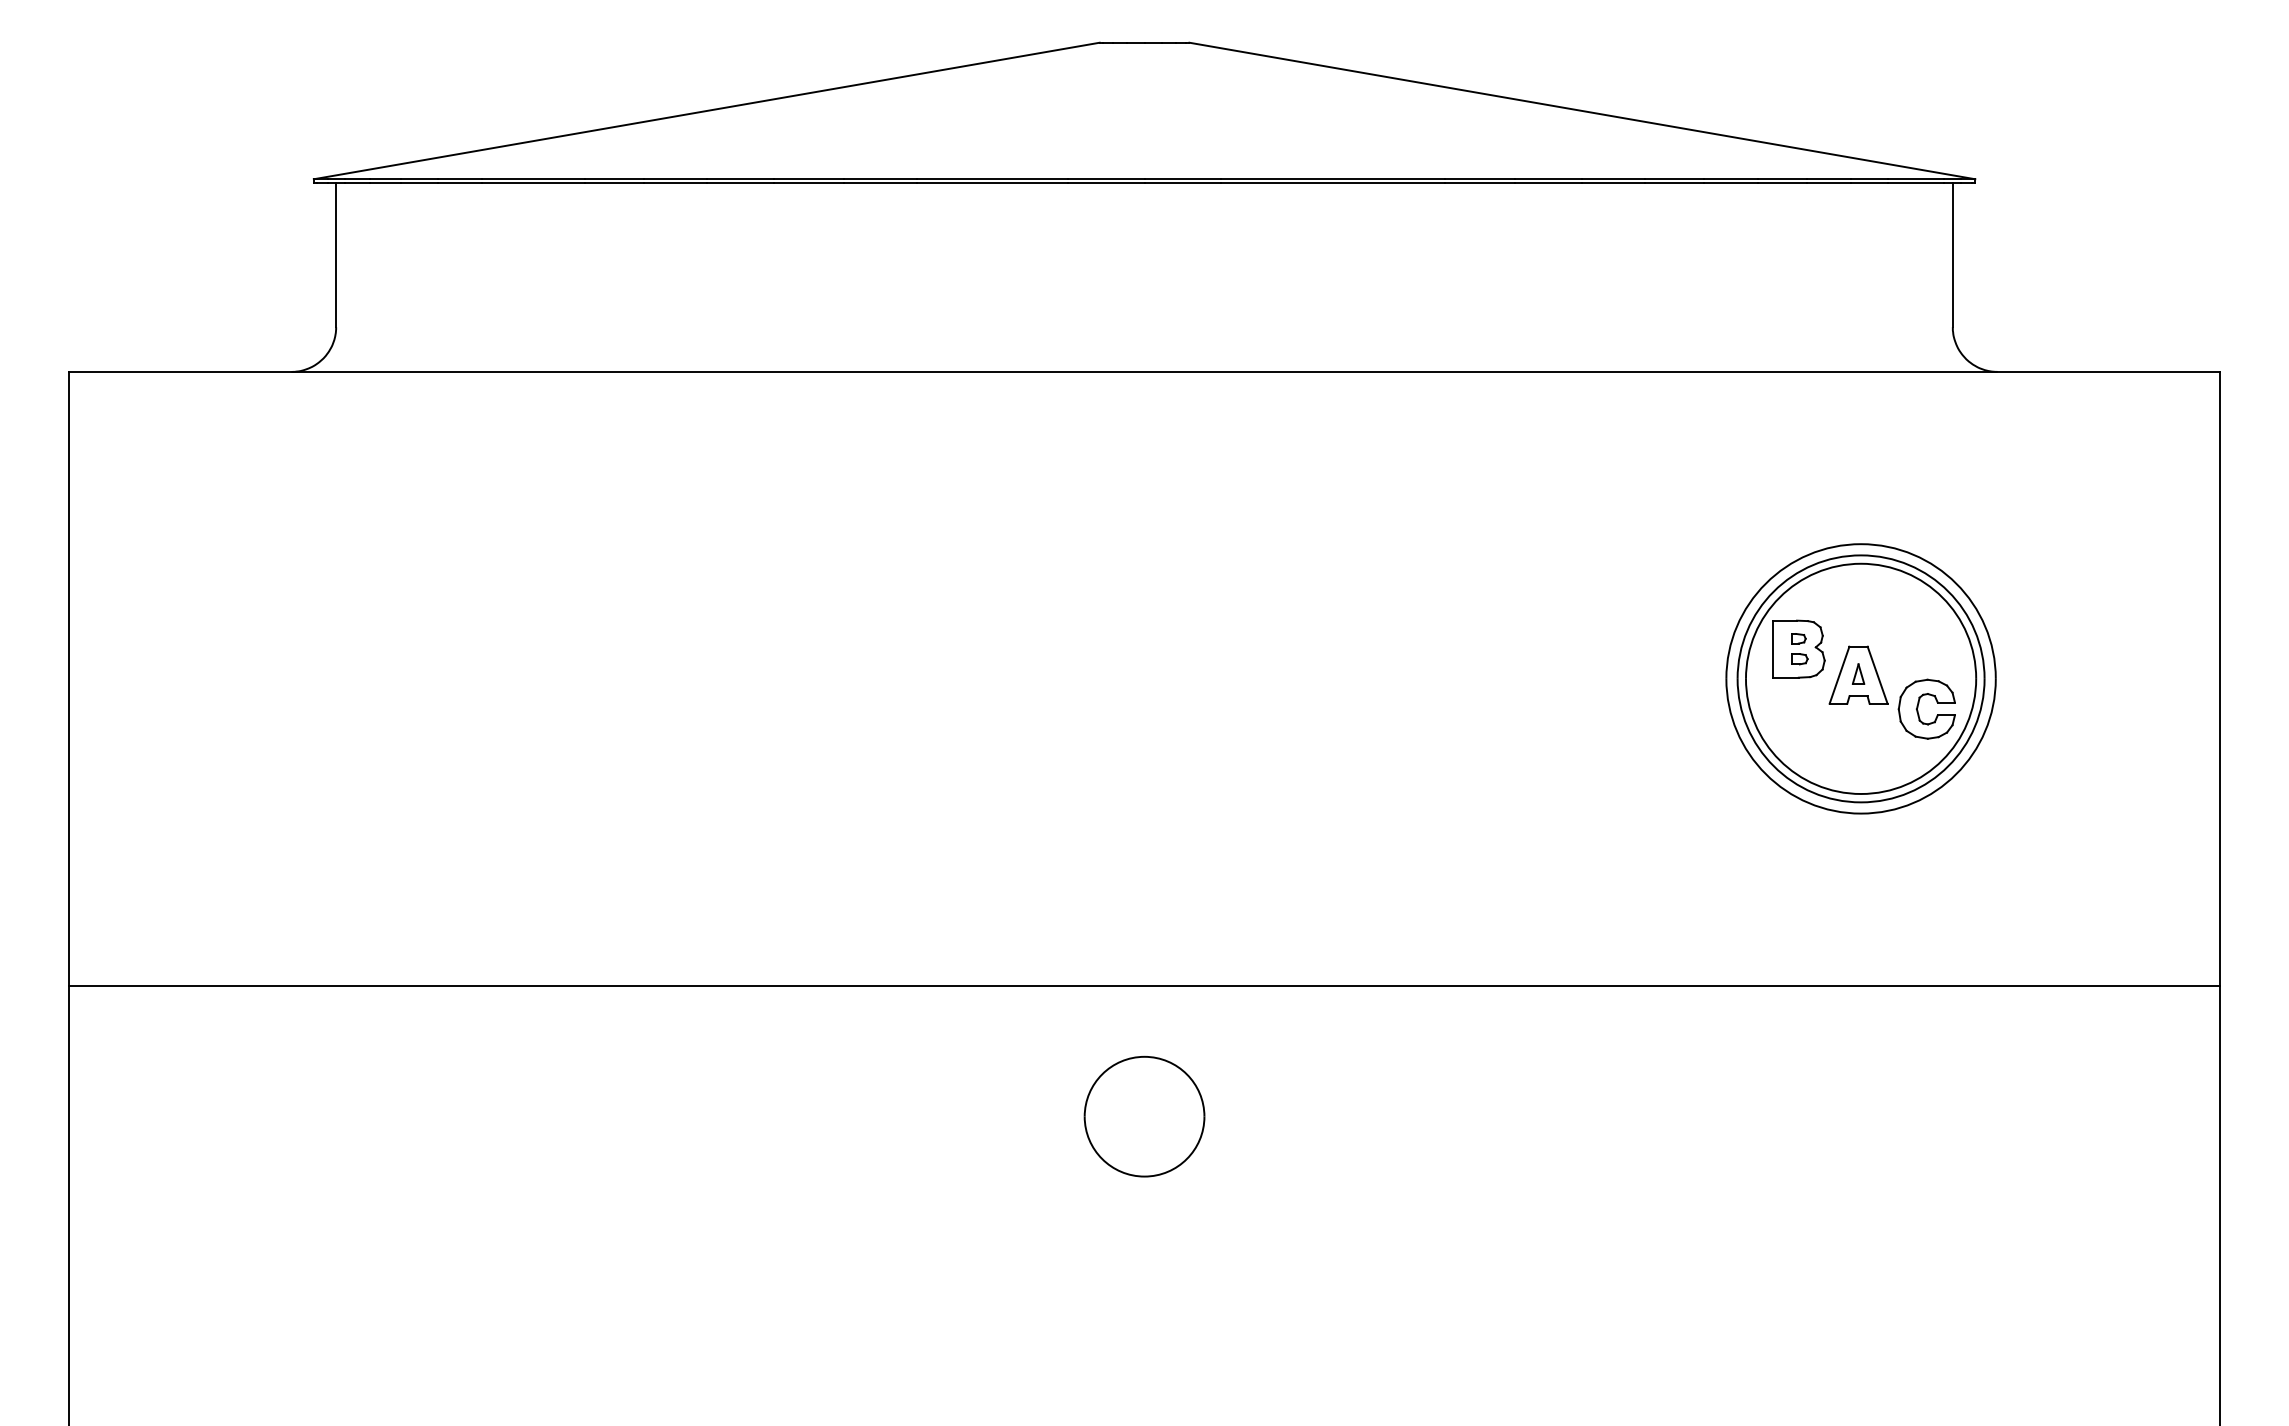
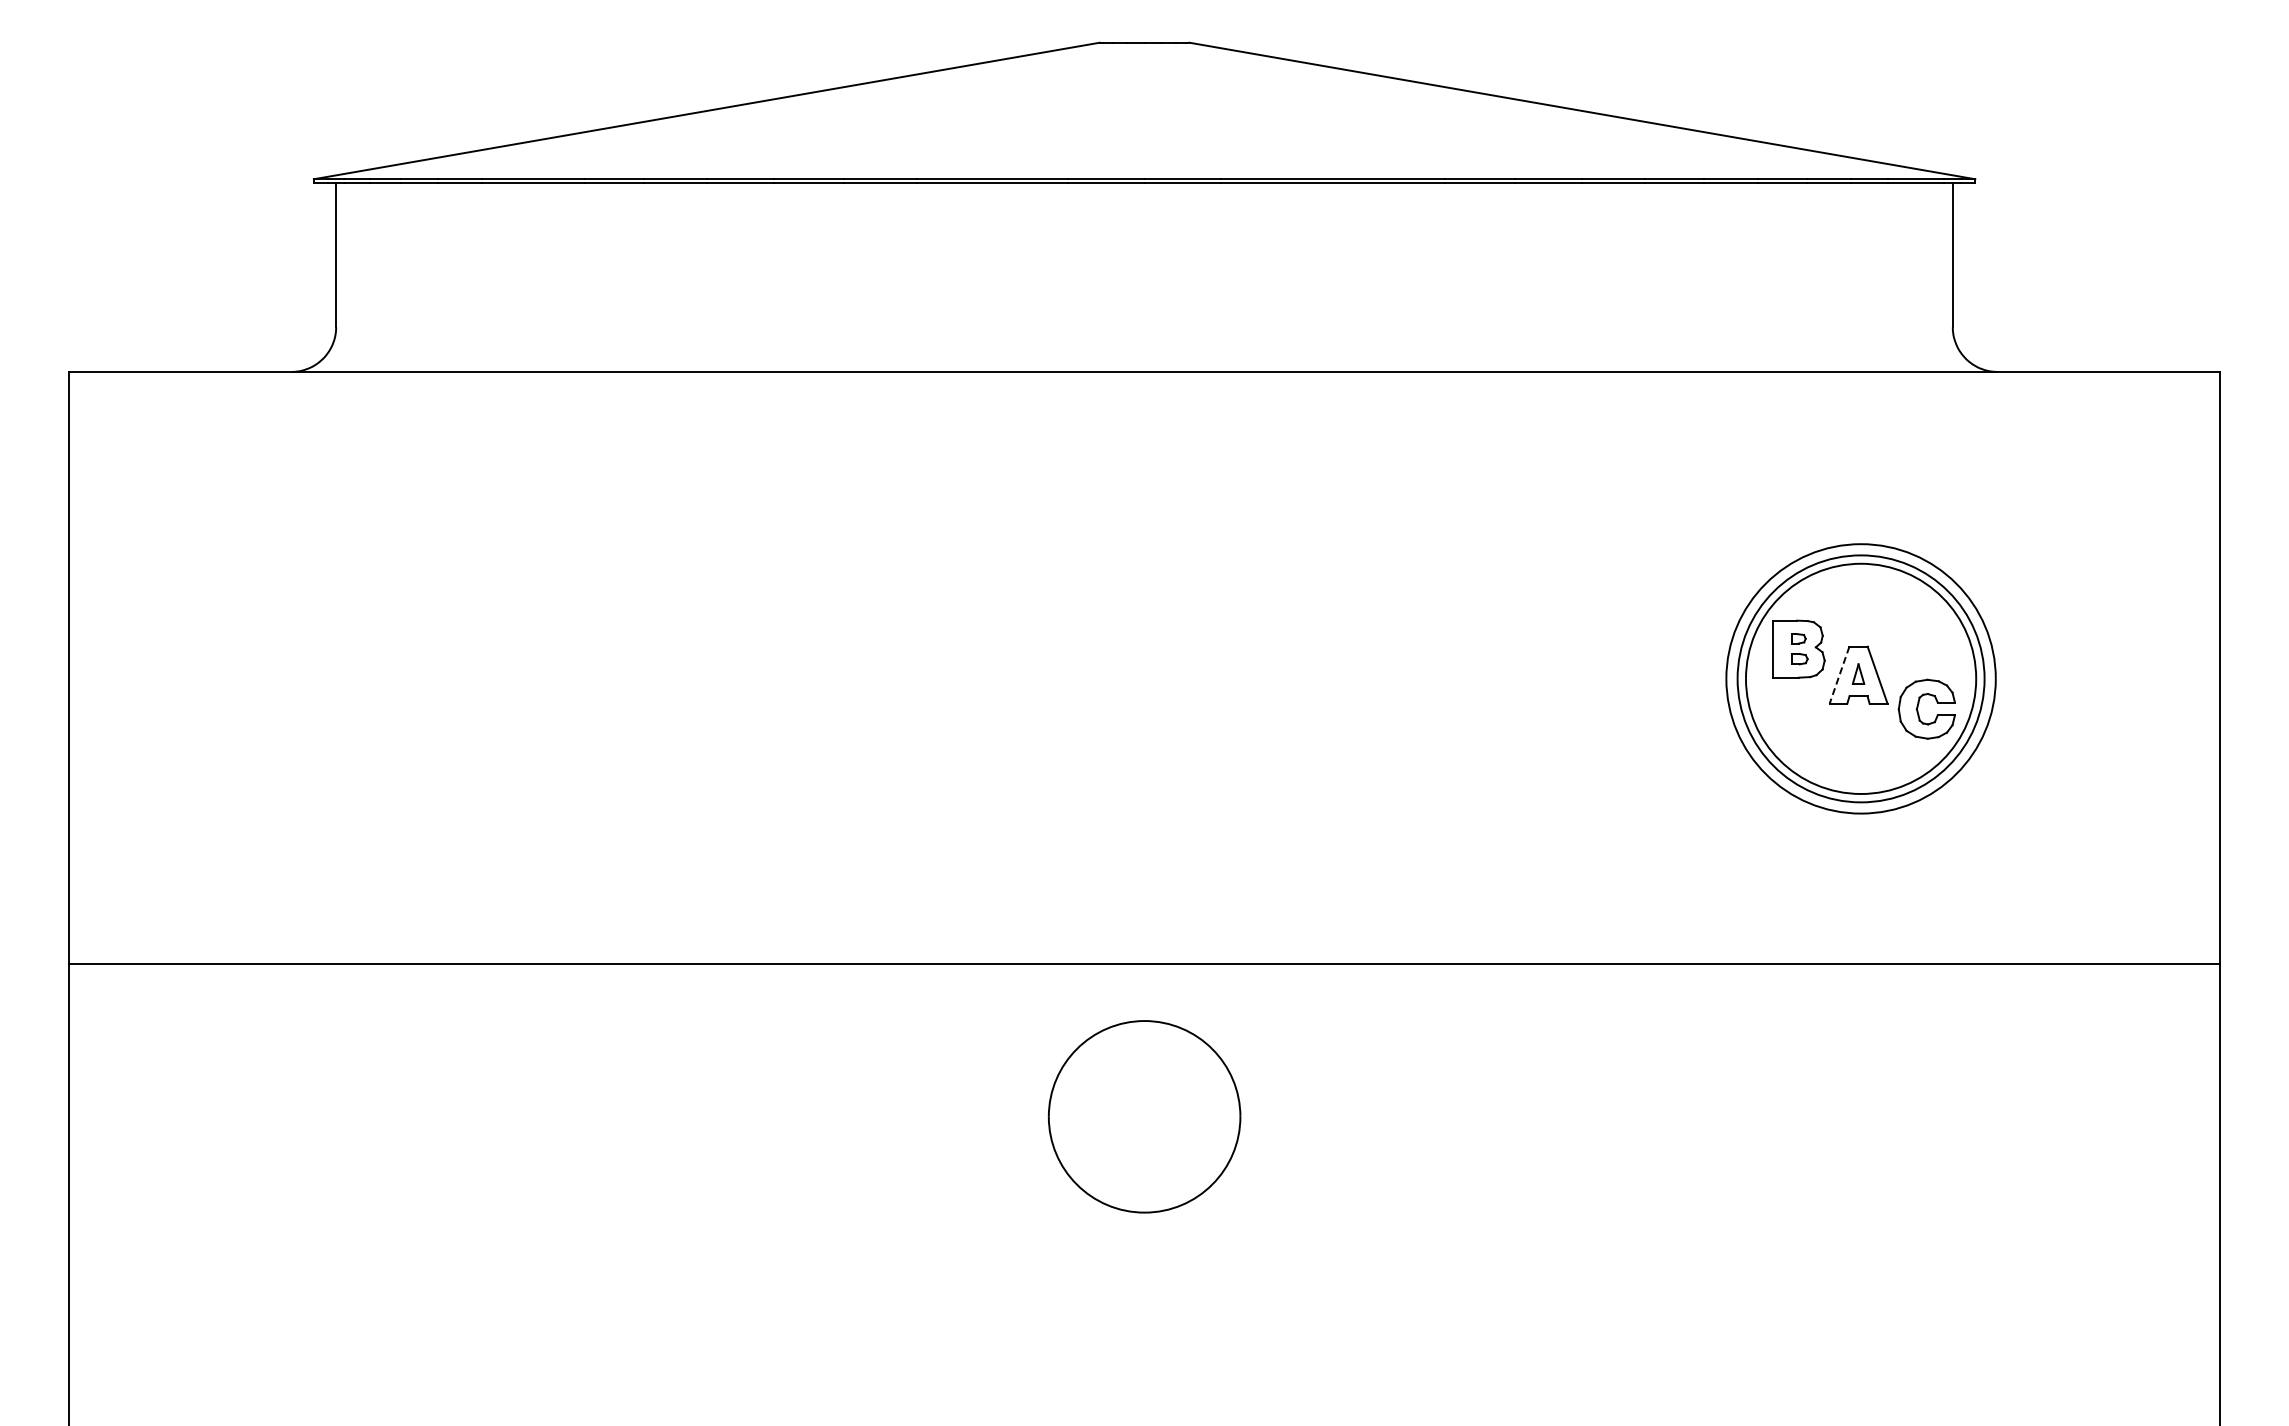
line: solid -> dashed (1839, 675)
line position: (1144, 985) -> (1144, 963) (1144, 963)
part size: 123x123 px -> 195x194 px (1144, 1116)
